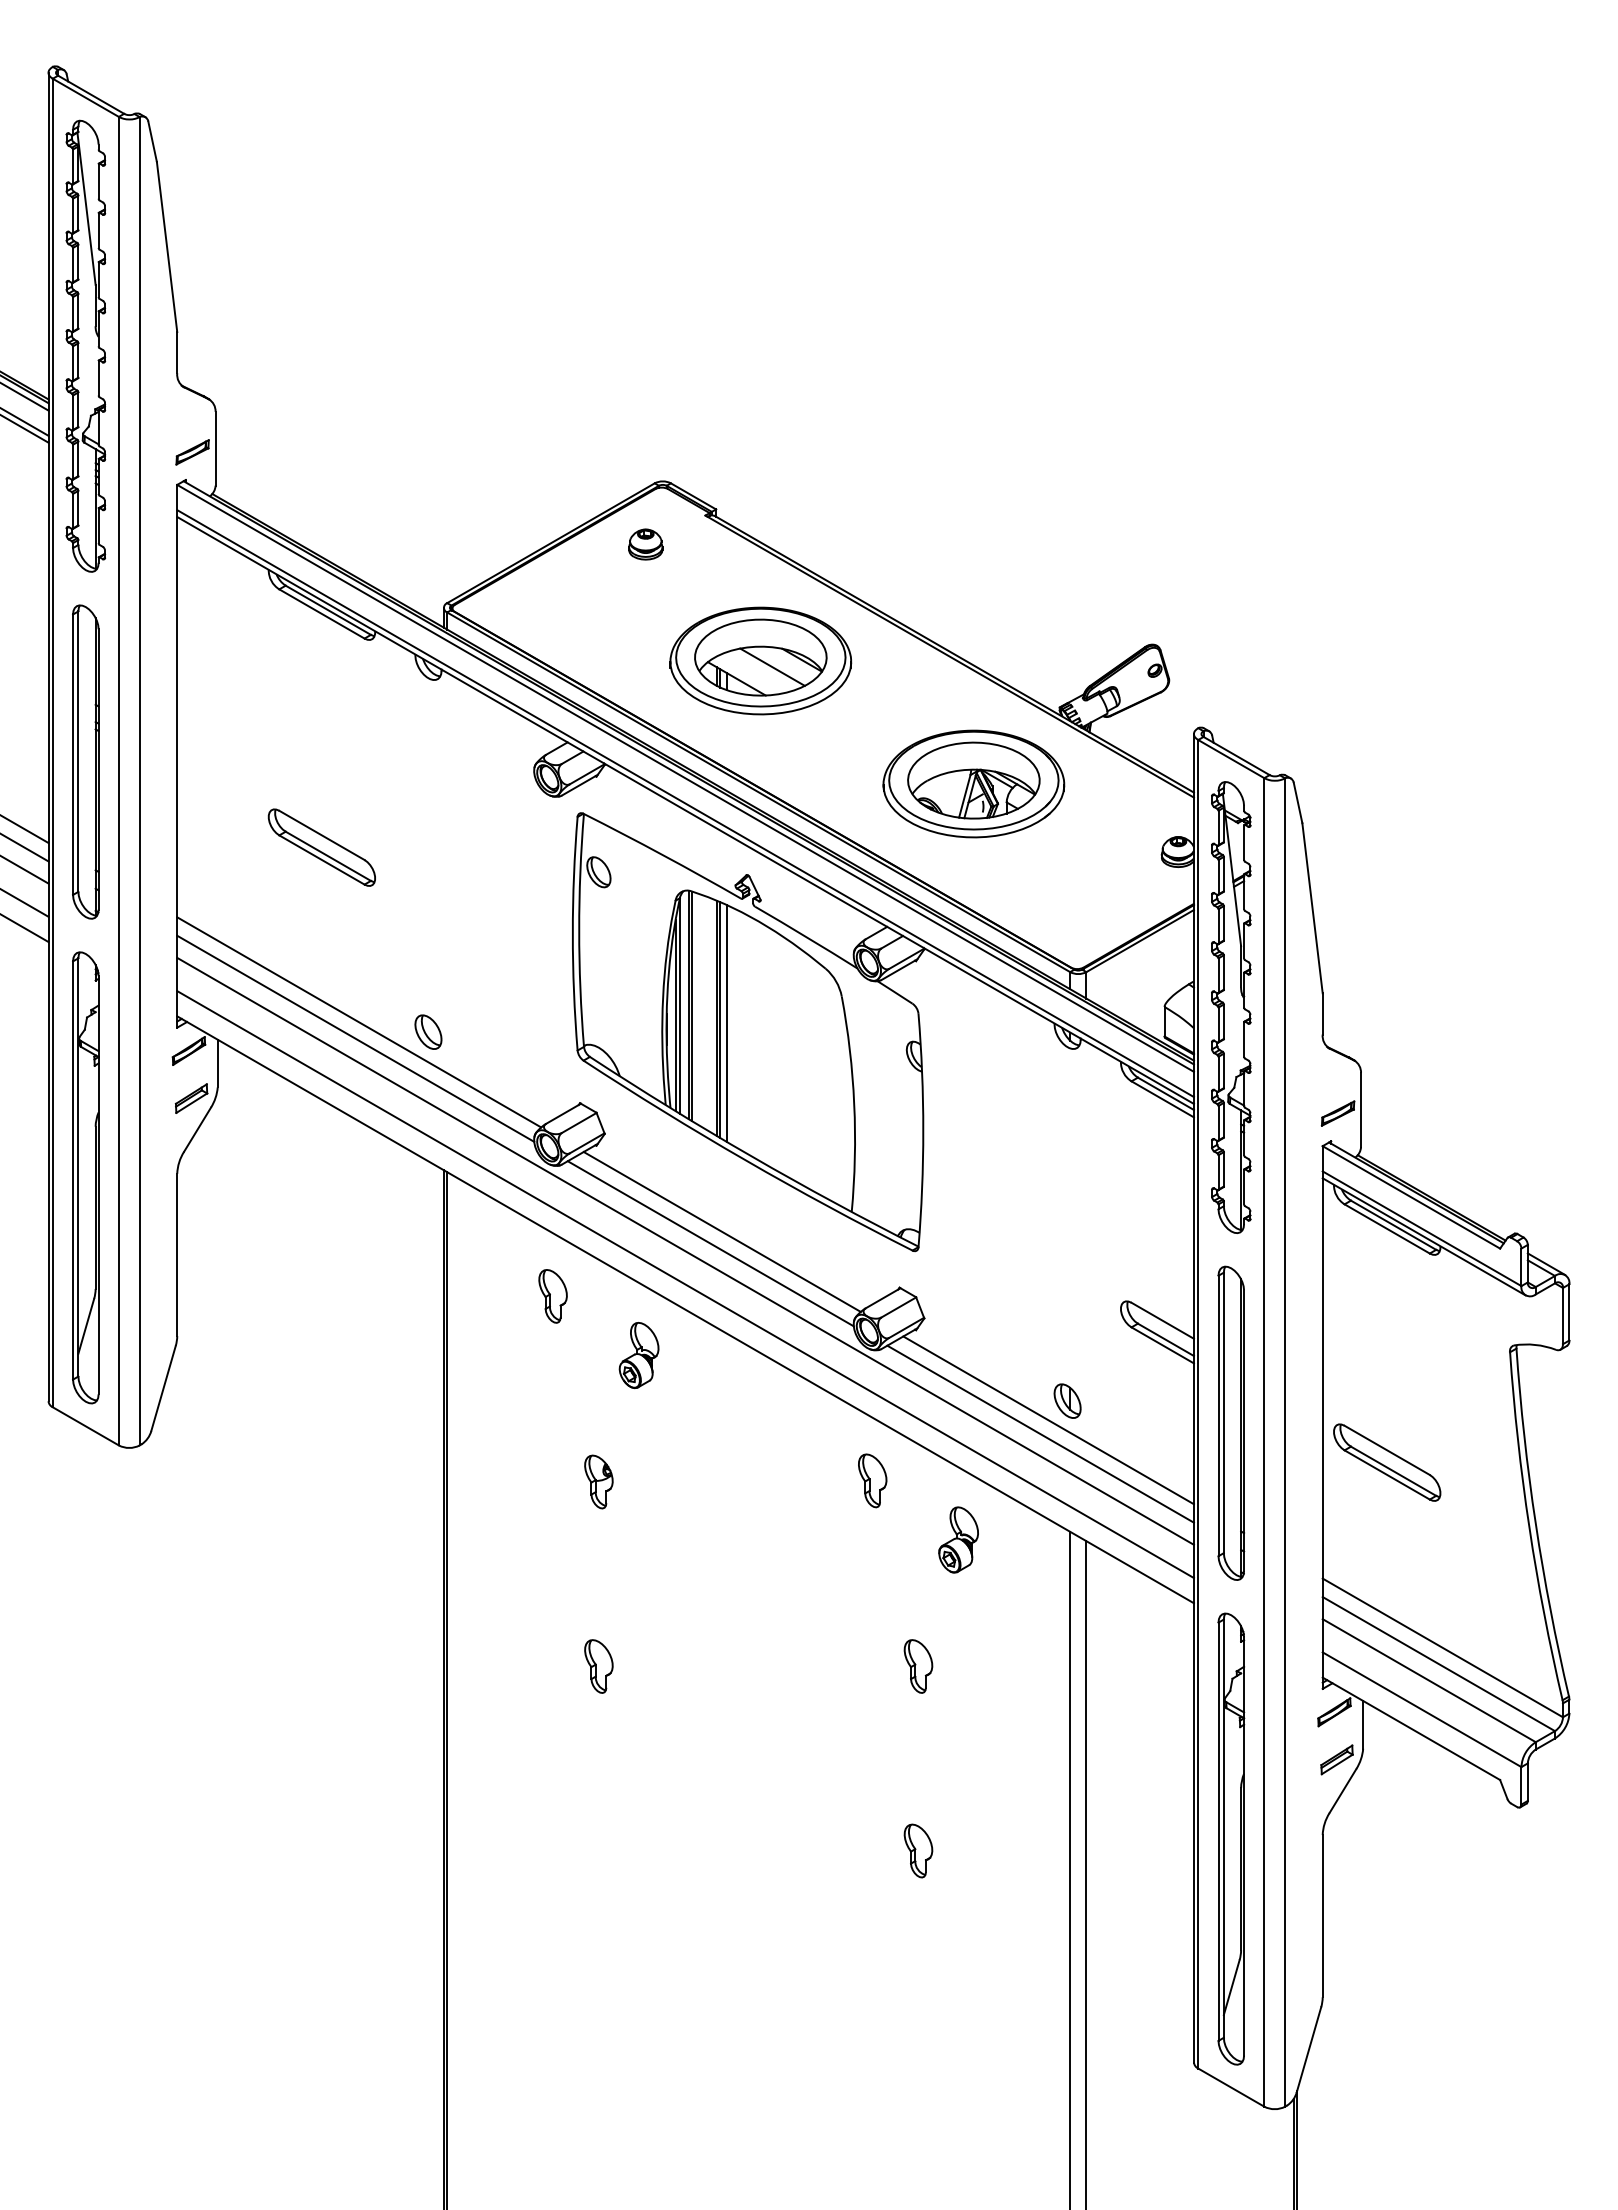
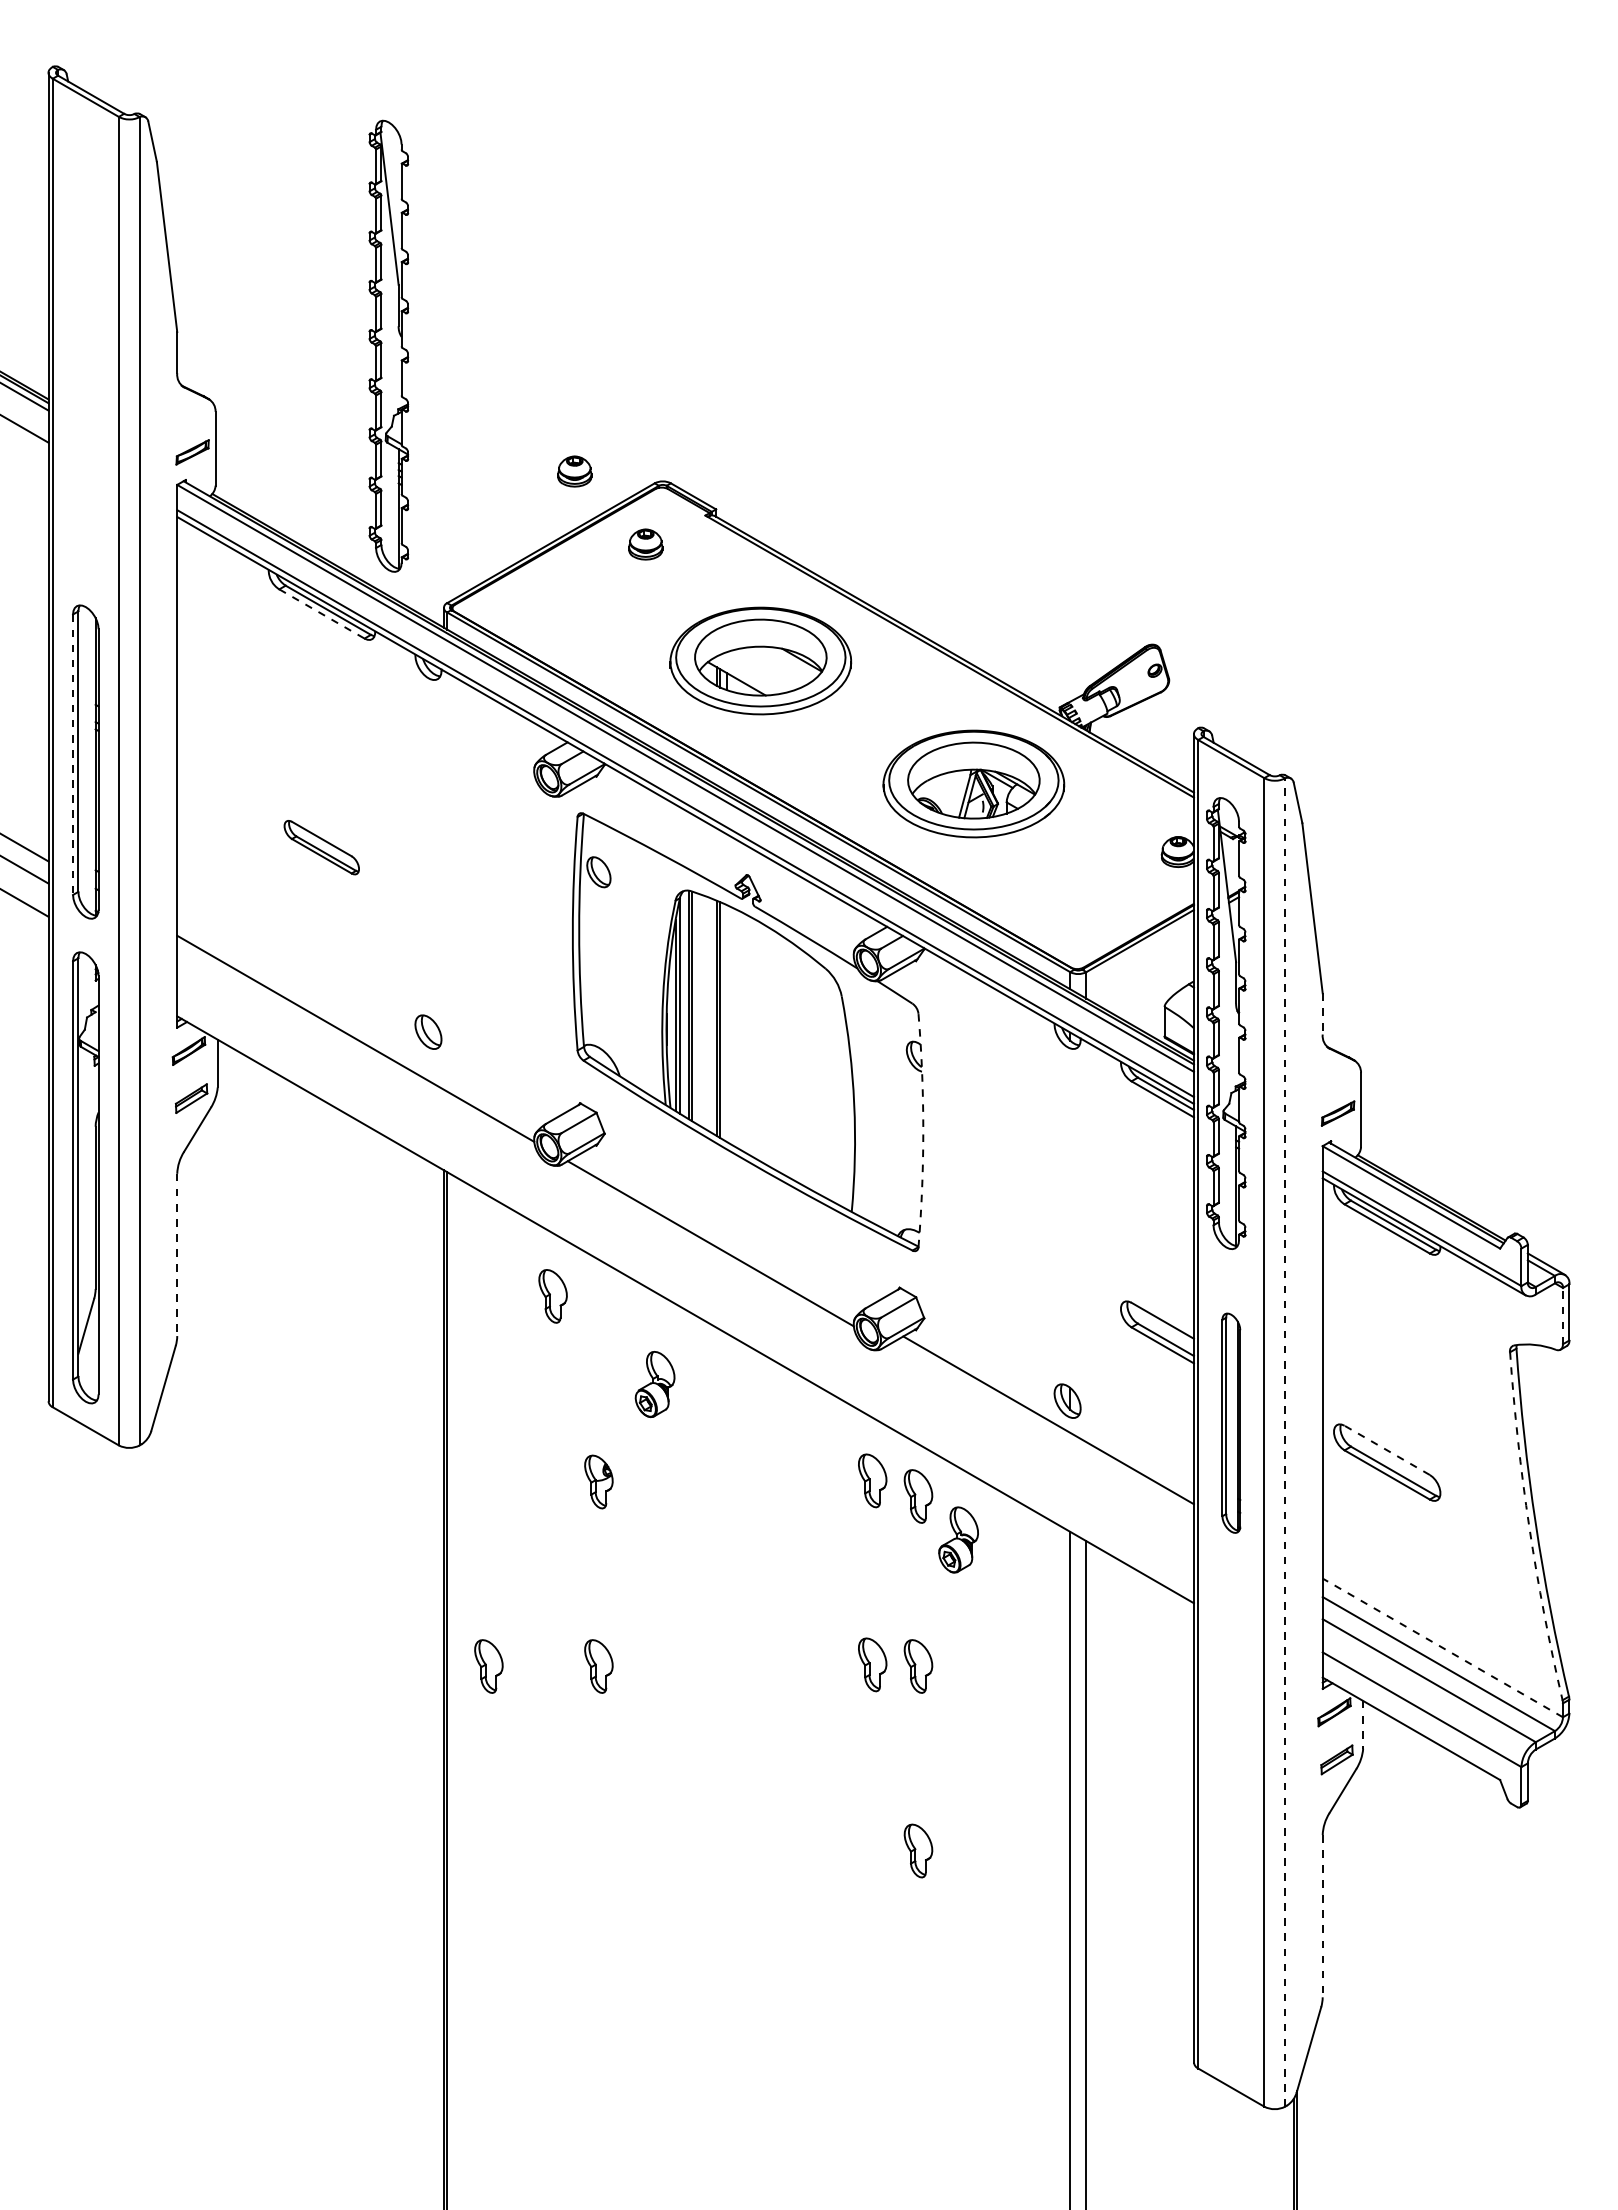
part position: (85, 345) -> (388, 345) (388, 345)
line: present -> none (25, 422)
part: none -> present (574, 471)
line: solid -> dashed (322, 614)
line: present -> none (772, 666)
line: solid -> dashed (73, 755)
line: present -> none (25, 829)
part size: 109x79 px -> 77x56 px (321, 847)
line: present -> none (25, 928)
part position: (1231, 1007) -> (1226, 1023) (1226, 1023)
line: solid -> dashed (1322, 1013)
line: present -> none (359, 1022)
line: present -> none (727, 1023)
arc: solid -> dashed (923, 1130)
line: present -> none (721, 1231)
line: present -> none (685, 1250)
line: solid -> dashed (177, 1255)
line: present -> none (685, 1284)
line: solid -> dashed (1562, 1315)
part position: (638, 1355) -> (654, 1384) (654, 1384)
part size: 29x316 px -> 21x222 px (1231, 1422)
line: present -> none (1040, 1433)
line: solid -> dashed (1285, 1442)
line: solid -> dashed (1386, 1450)
part: none -> present (918, 1496)
arc: solid -> dashed (1529, 1527)
line: solid -> dashed (1442, 1647)
part: none -> present (872, 1664)
part: none -> present (488, 1666)
line: solid -> dashed (1363, 1724)
part: present -> none (1231, 1838)
line: solid -> dashed (1322, 1916)
